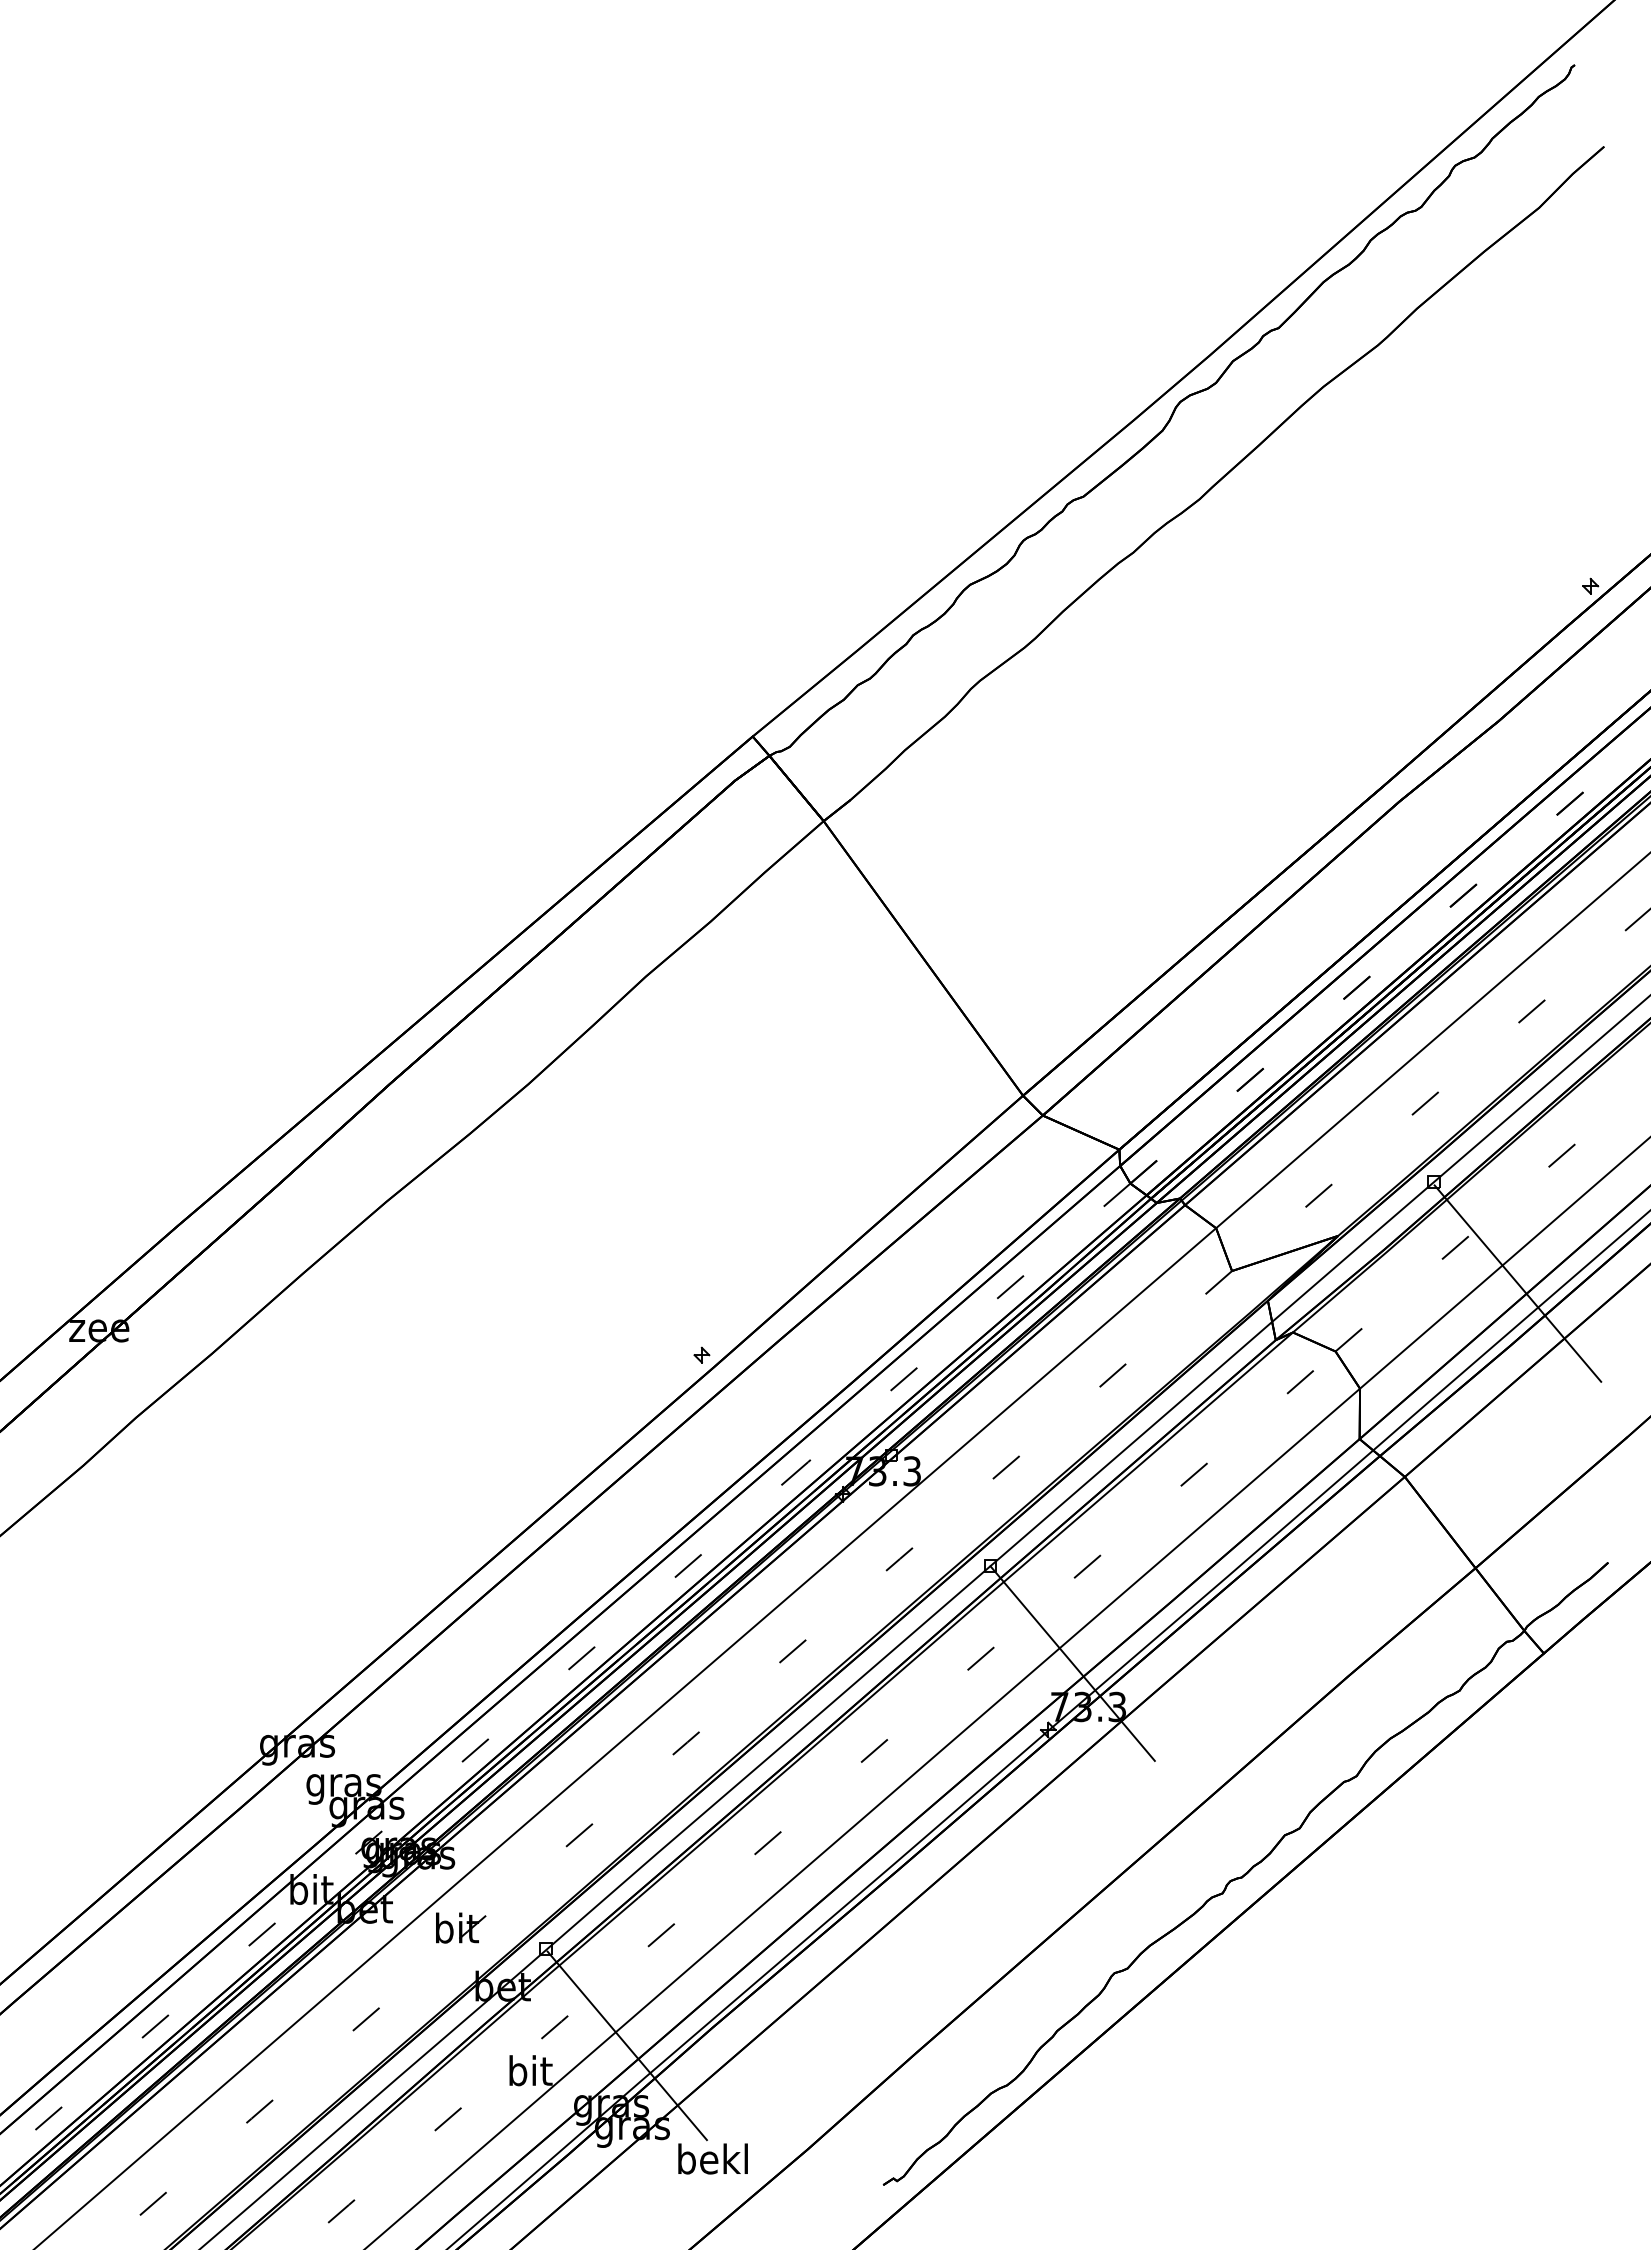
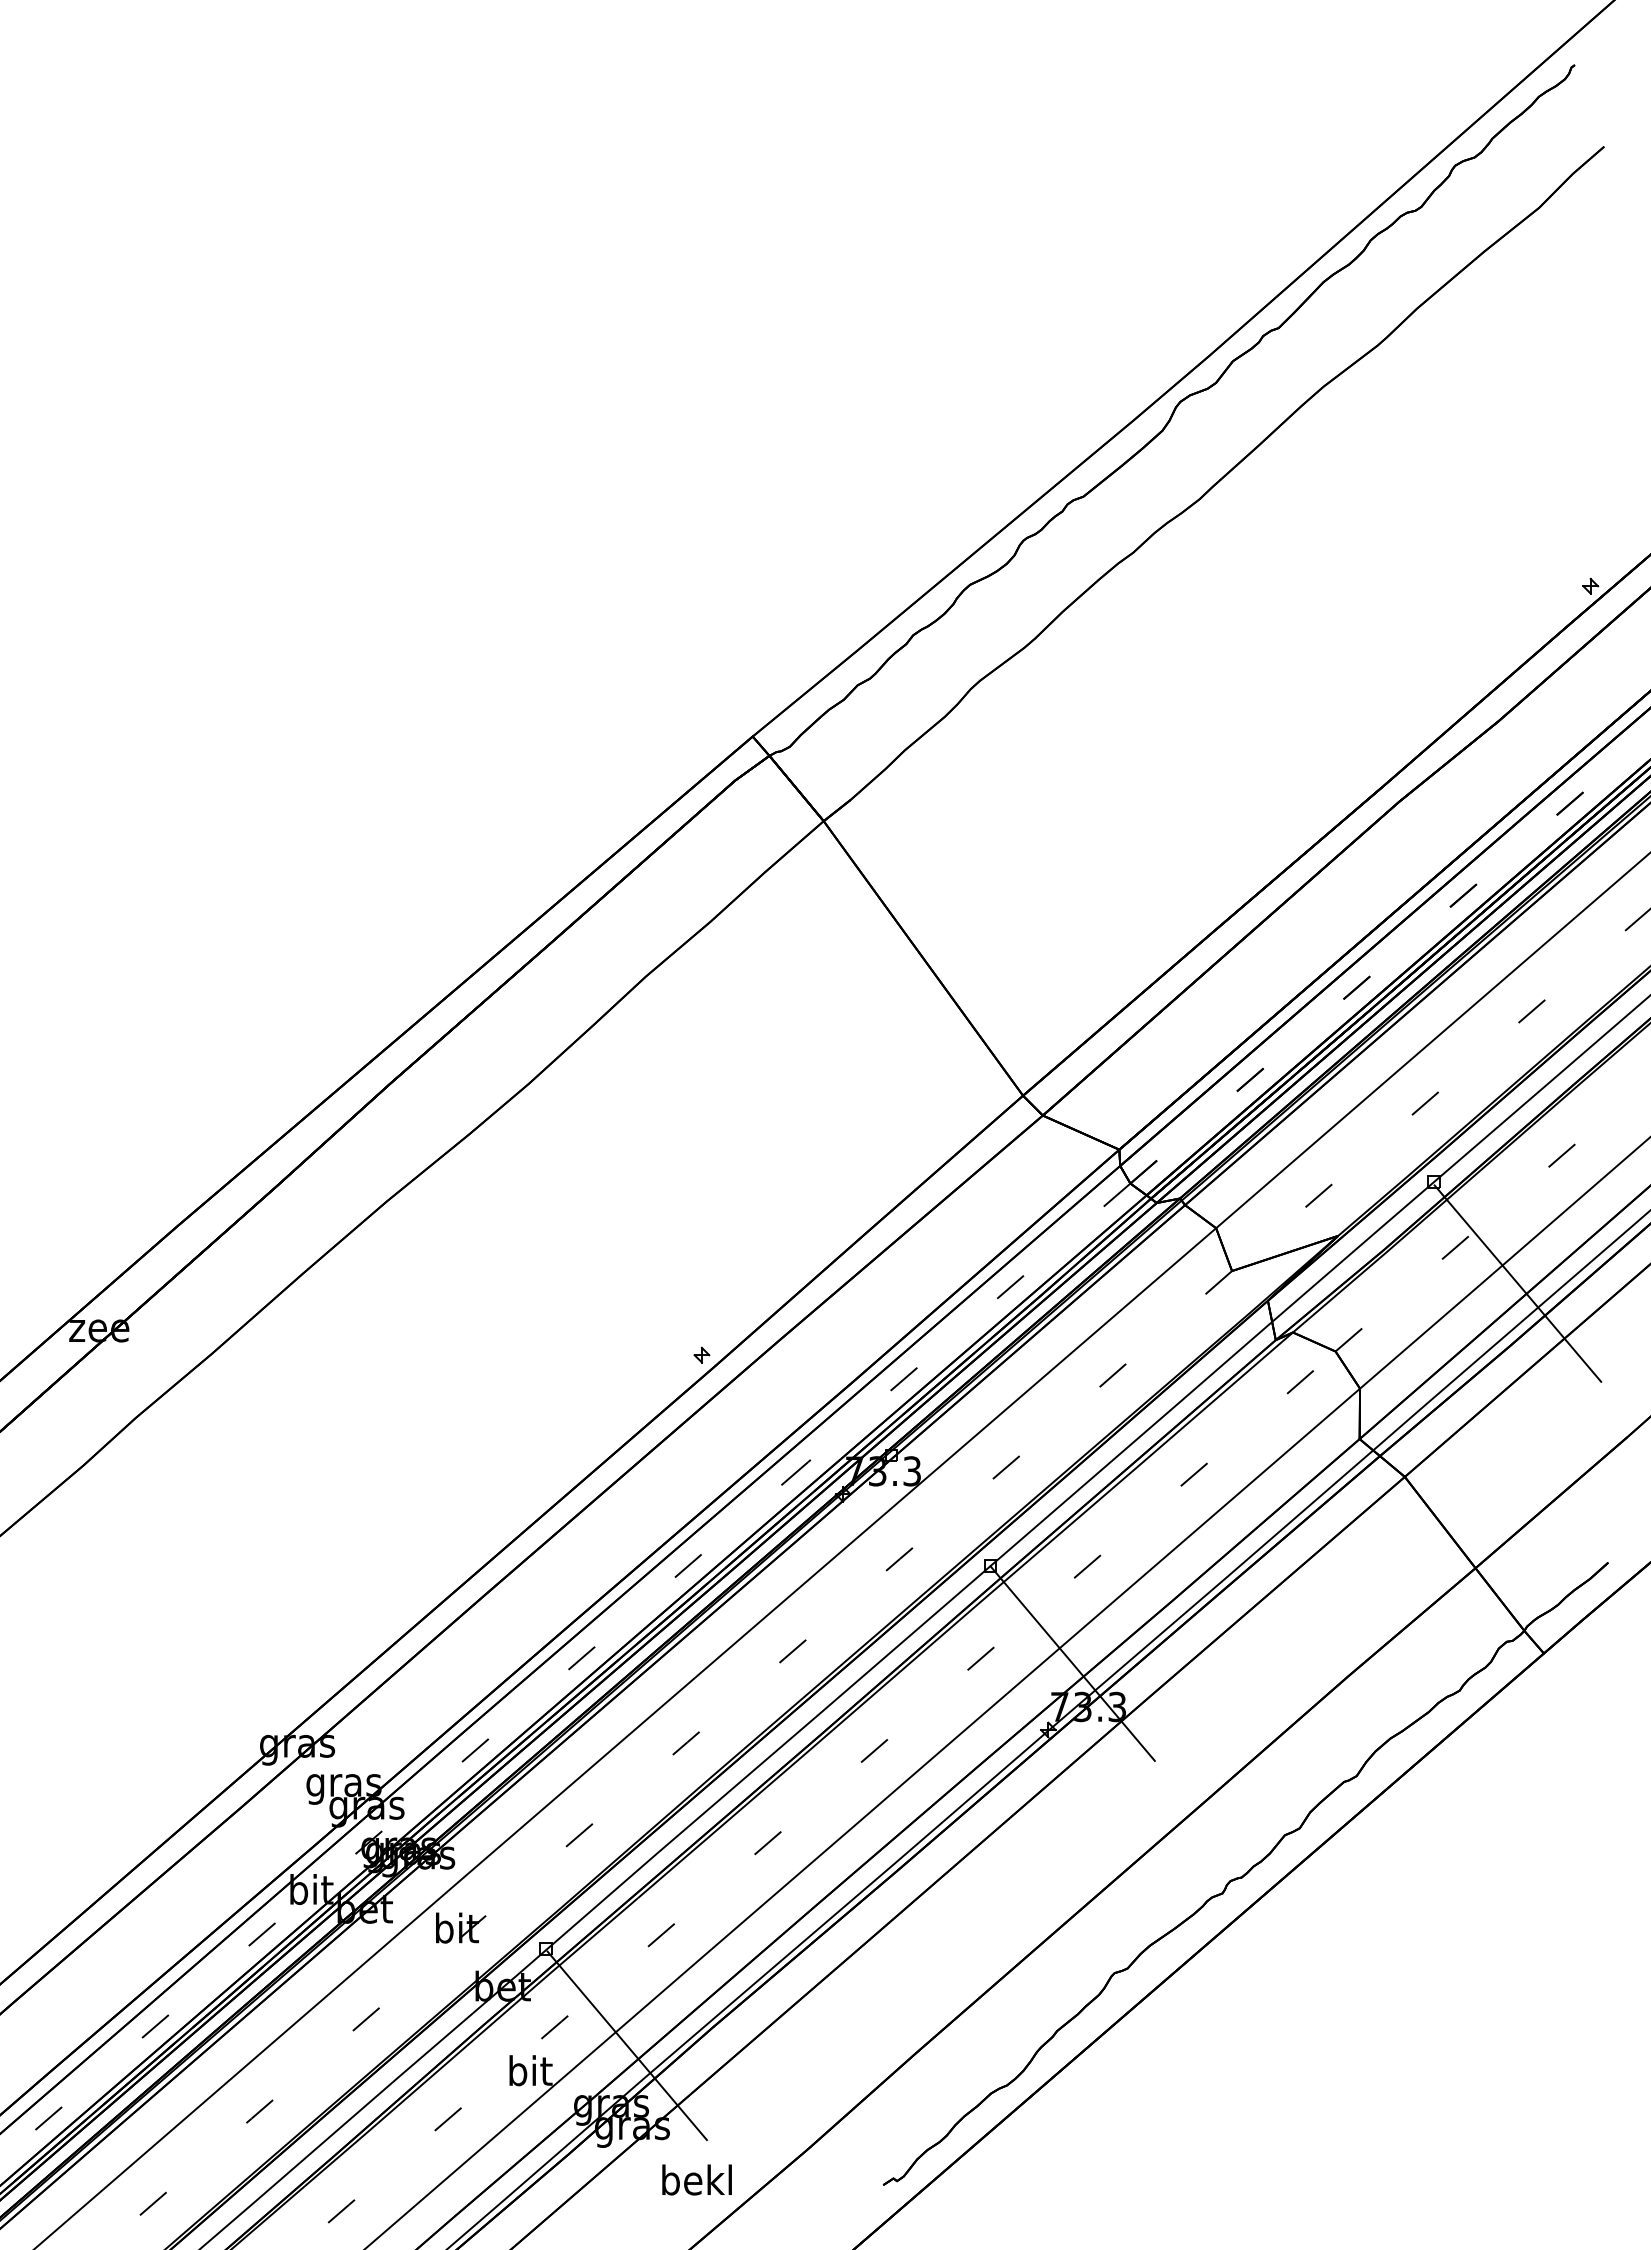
text position: (712, 2158) -> (696, 2179) (696, 2179)
